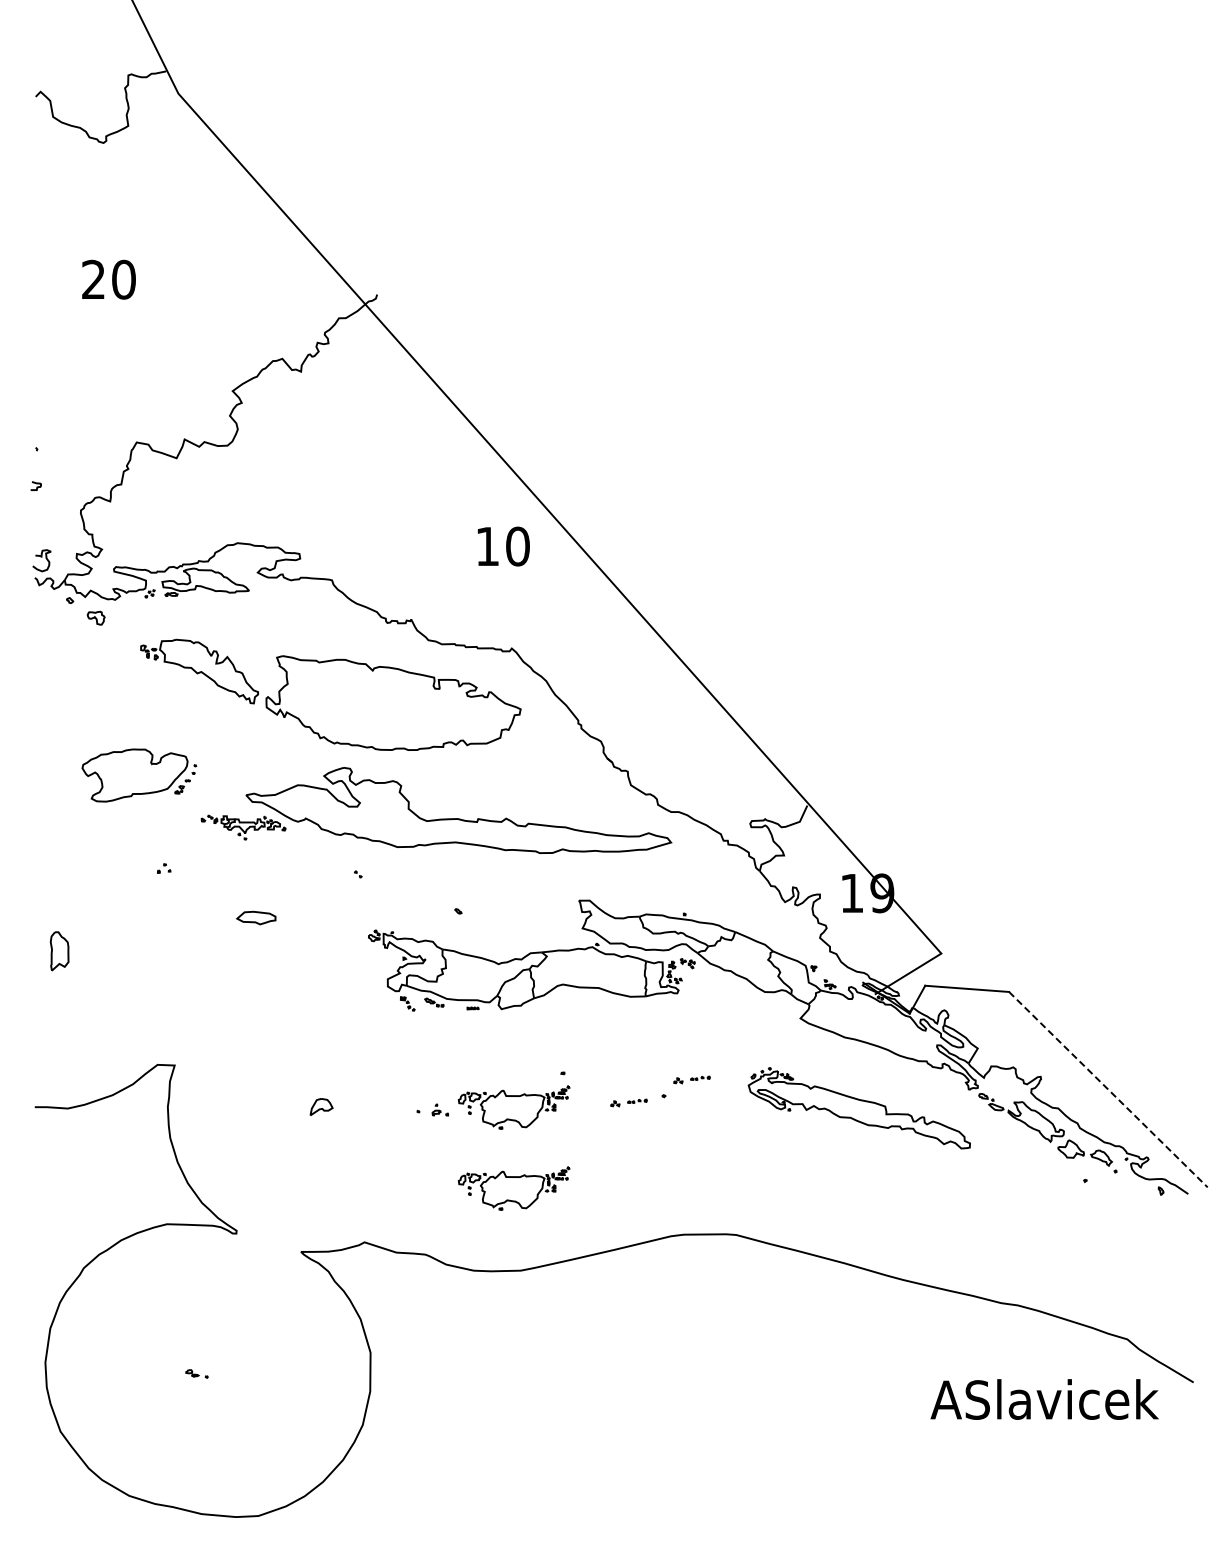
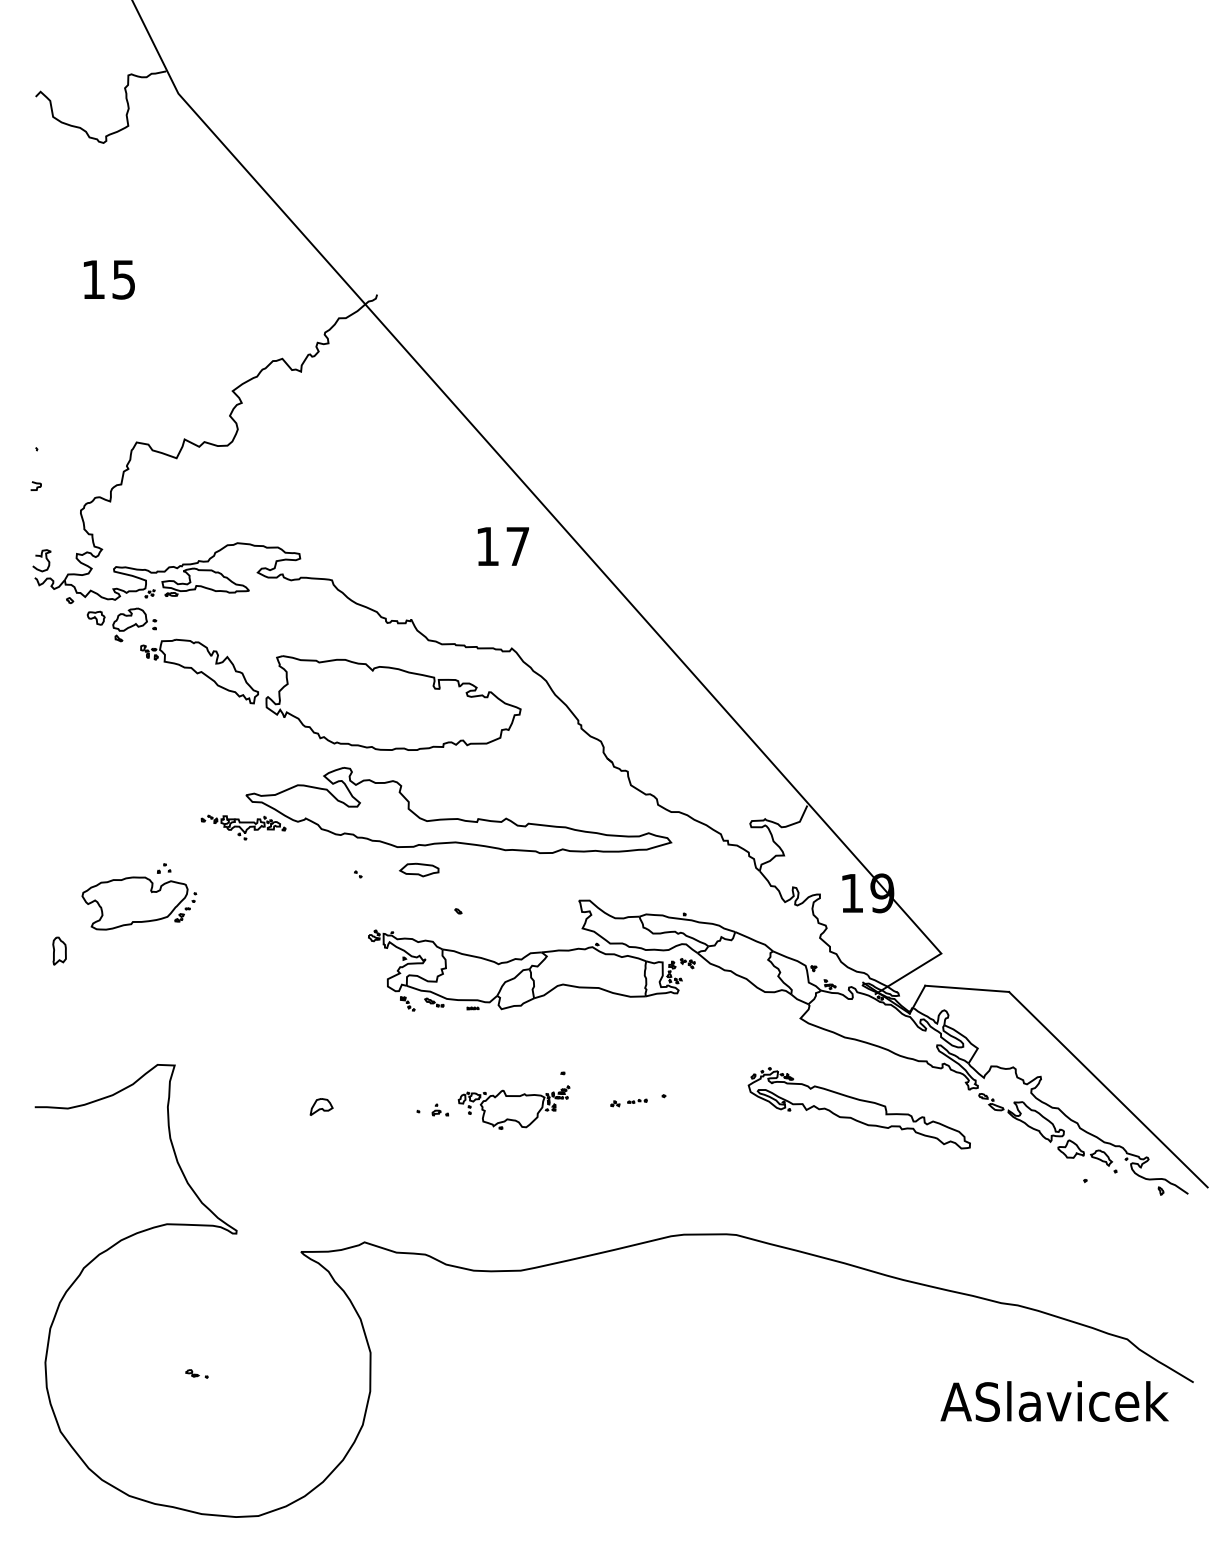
text: 20 -> 15 (108, 279)
text: 10 -> 17 (517, 546)
part: none -> present (134, 624)
part position: (139, 775) -> (139, 903) (139, 903)
part position: (256, 917) -> (419, 869) (419, 869)
part size: 21x41 px -> 15x30 px (59, 950)
part: present -> none (691, 1079)
line: dashed -> solid (1108, 1090)
part: present -> none (513, 1188)
text position: (1044, 1399) -> (1054, 1401) (1054, 1401)
